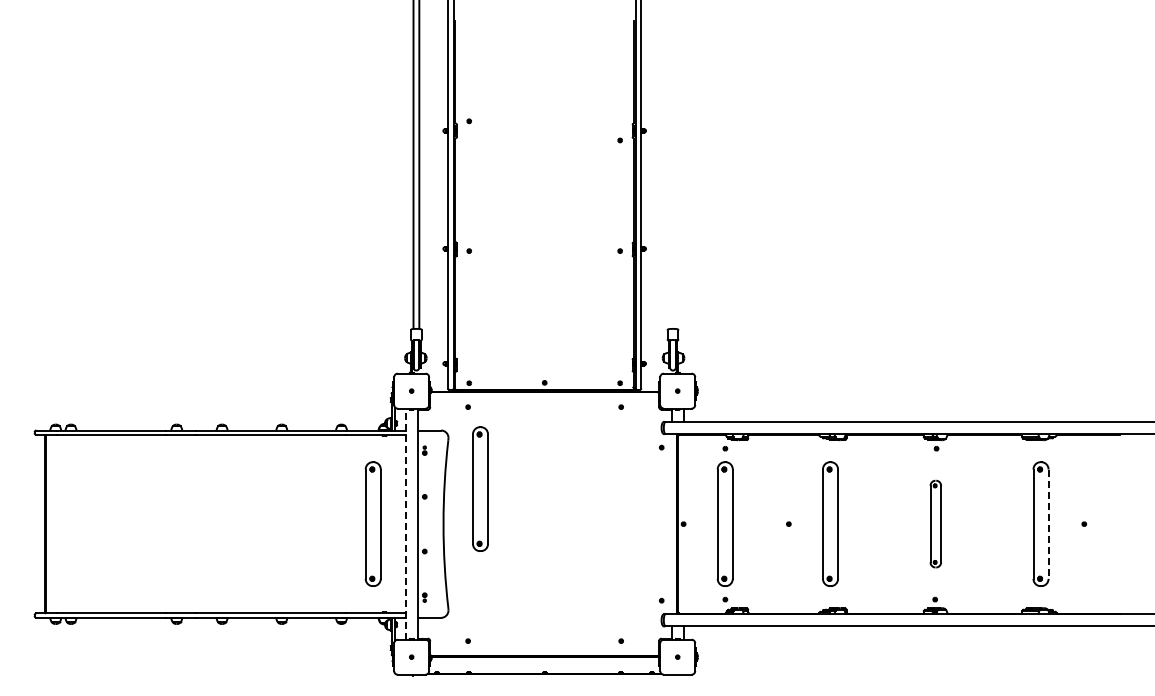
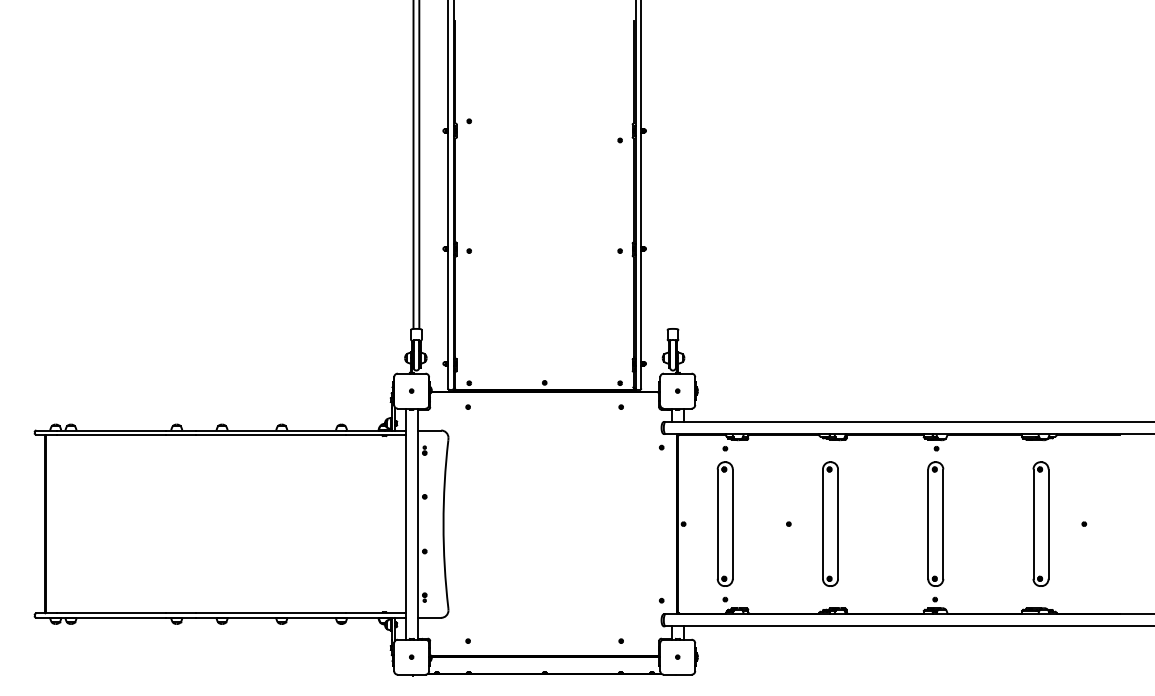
part: present -> none (480, 488)
part: present -> none (372, 523)
part size: 13x90 px -> 18x126 px (935, 523)
line: dashed -> solid (405, 524)
line: dashed -> solid (1048, 524)
